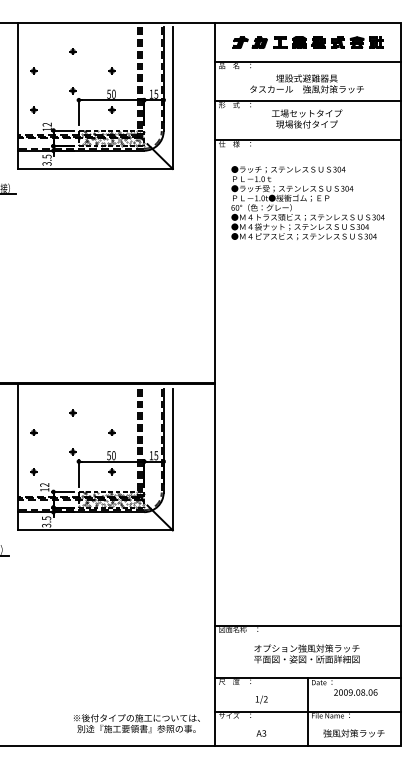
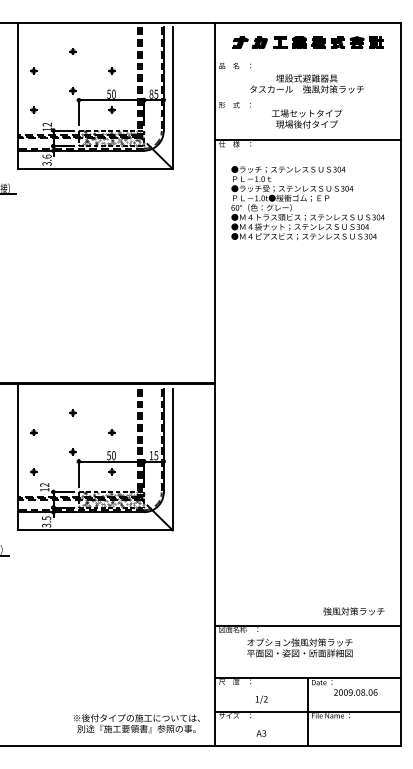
line: present -> none (307, 62)
text: 15 -> 85 (151, 93)
line: present -> none (307, 101)
text: 3.5 -> 3.6 (46, 156)
text position: (306, 653) -> (299, 647) (299, 647)
text position: (353, 733) -> (353, 611) (353, 611)
